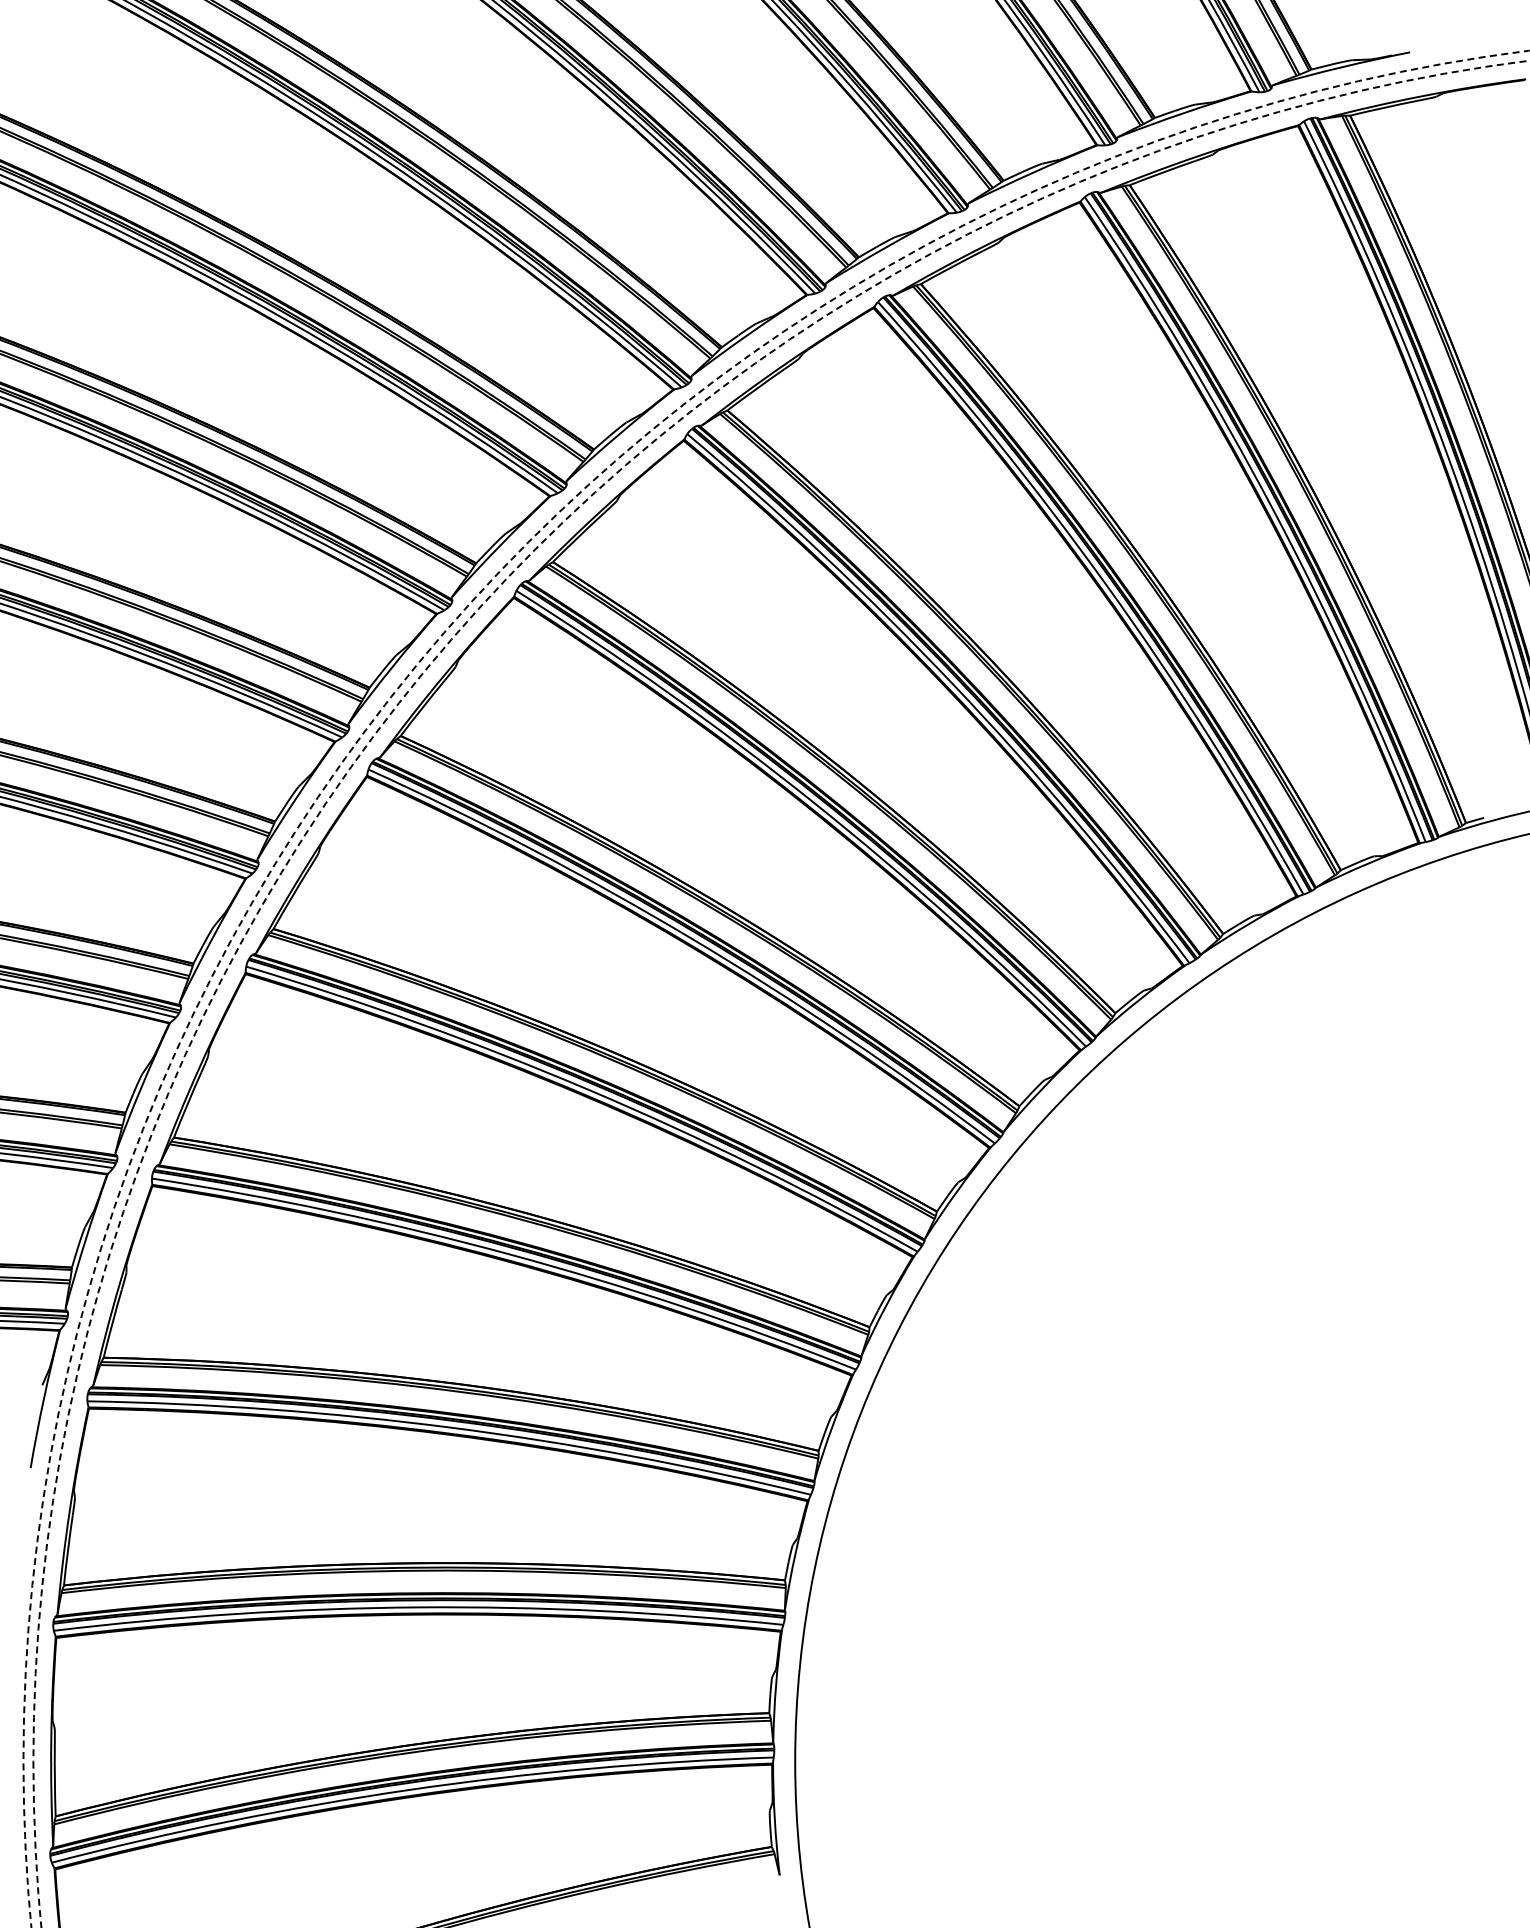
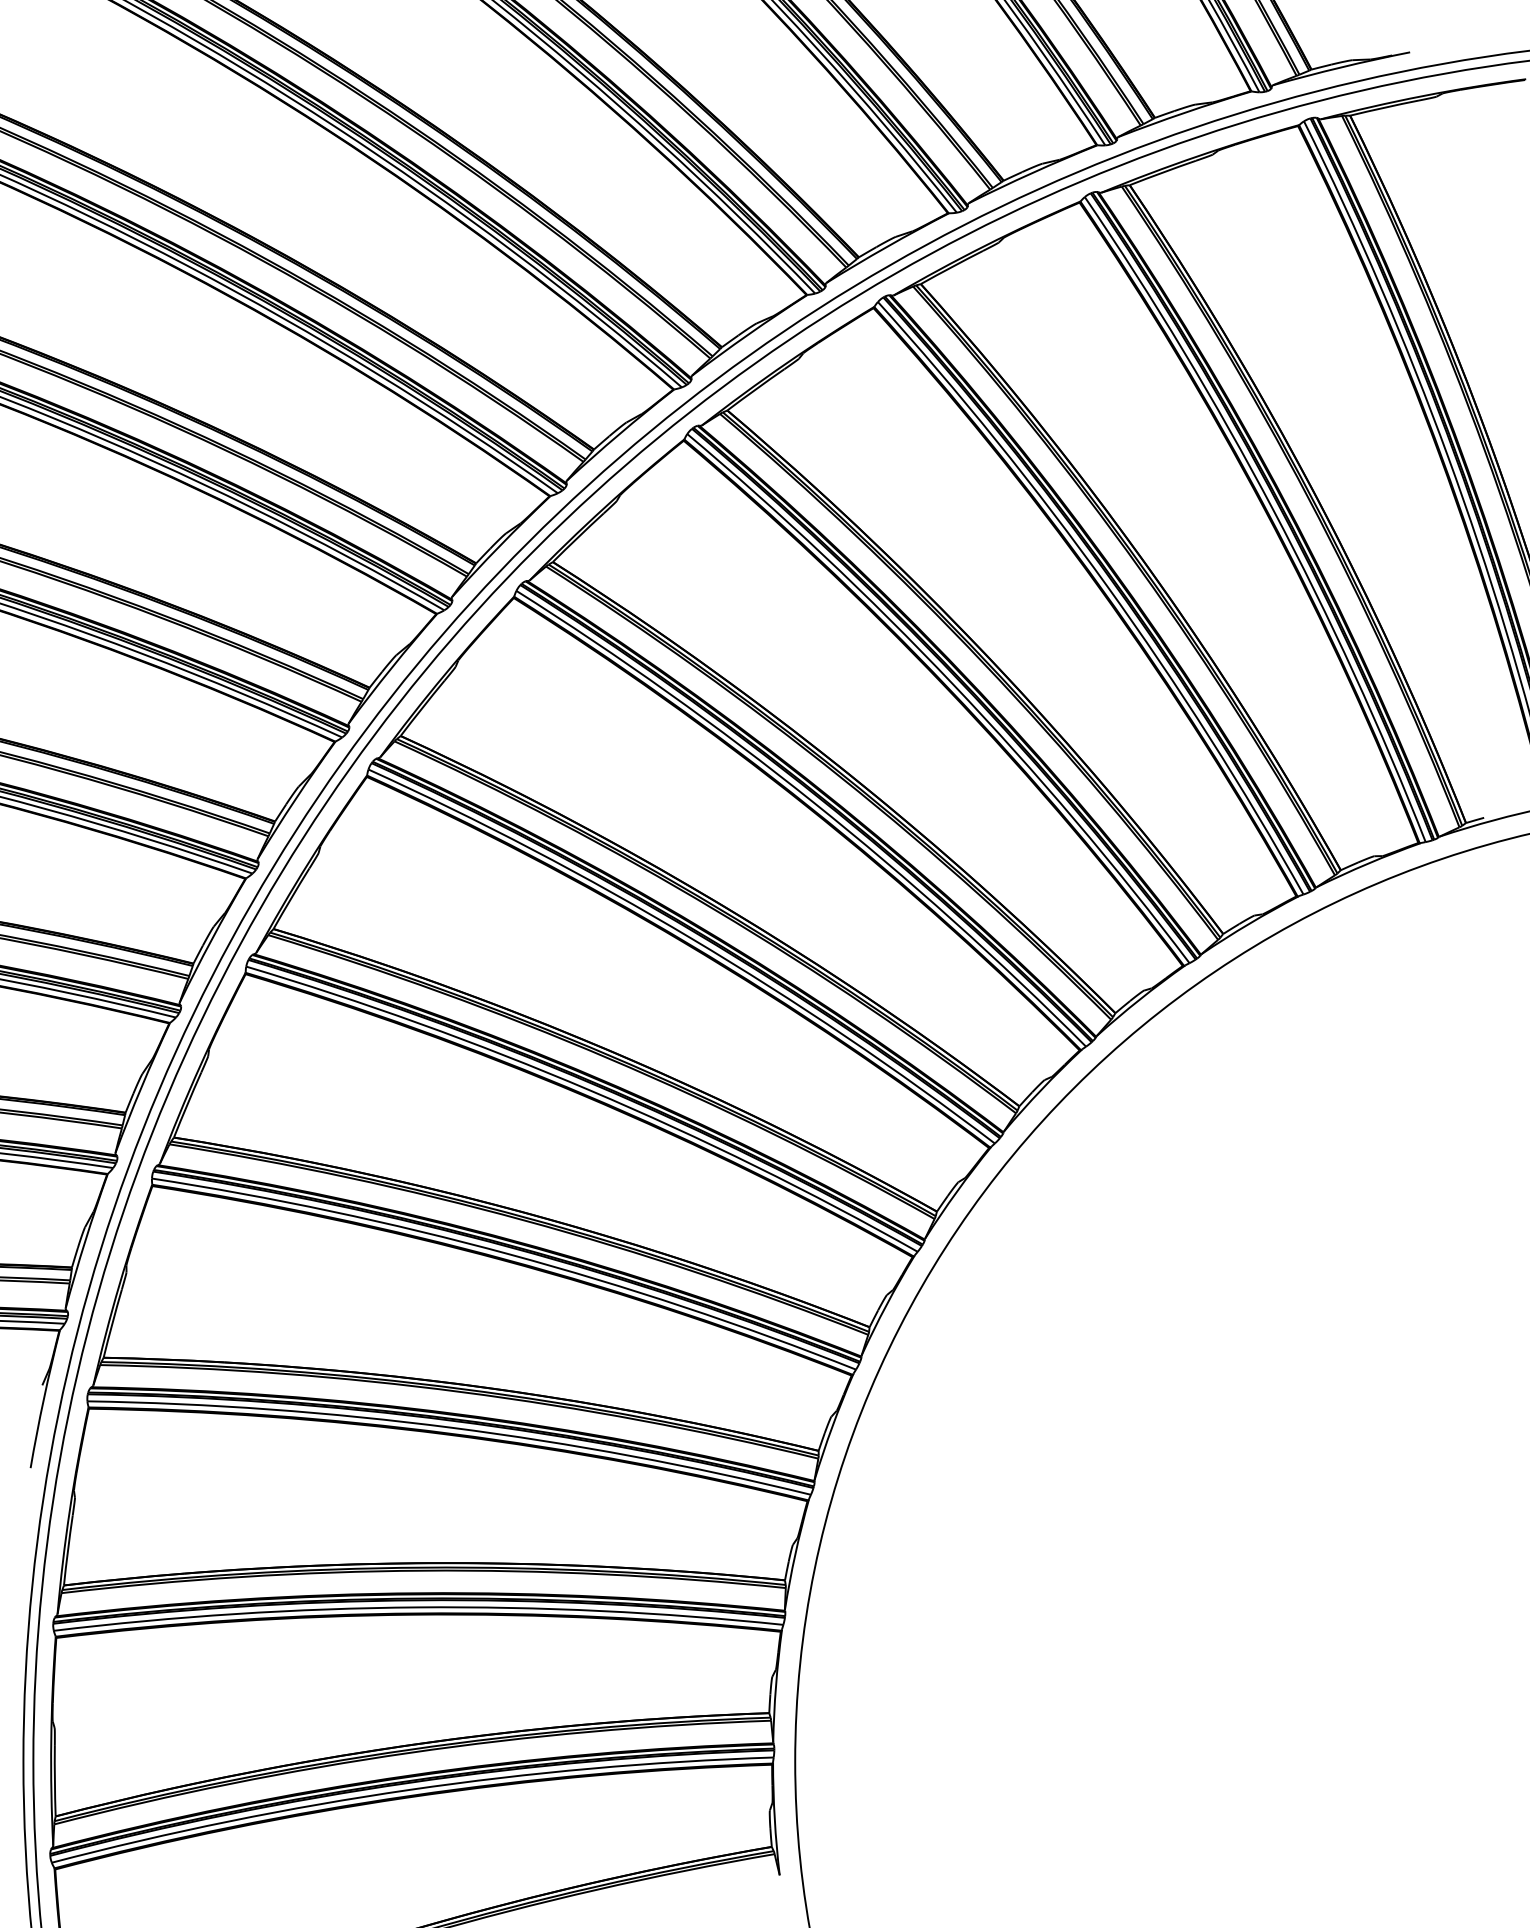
circle: dashed -> solid (776, 988)
circle: dashed -> solid (781, 993)
